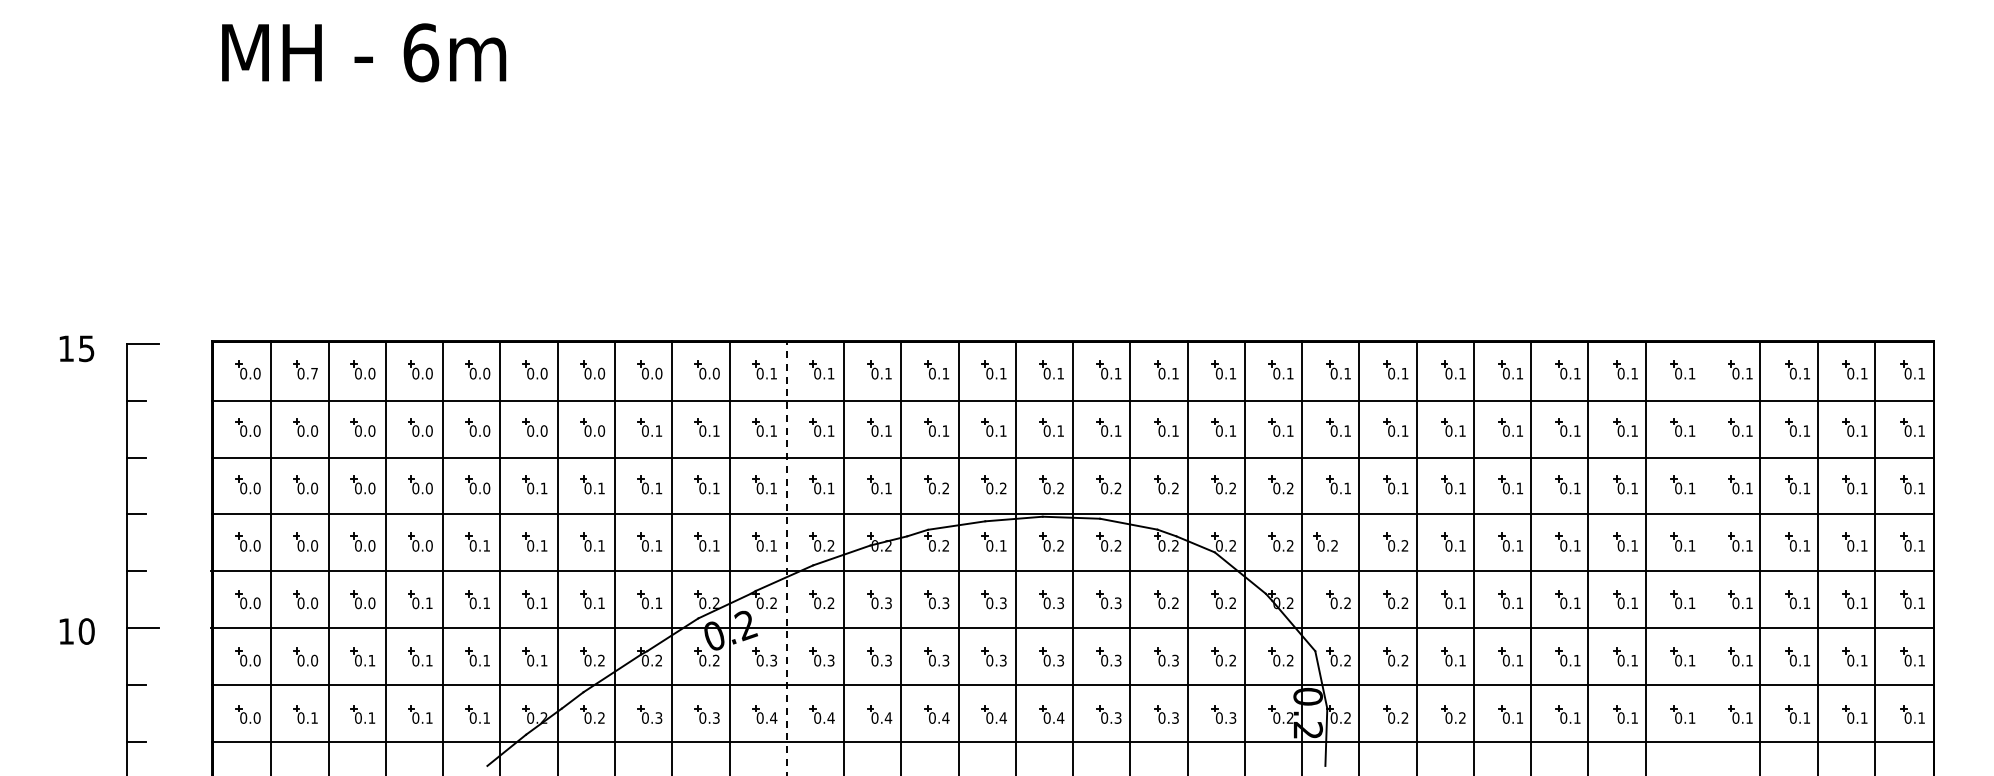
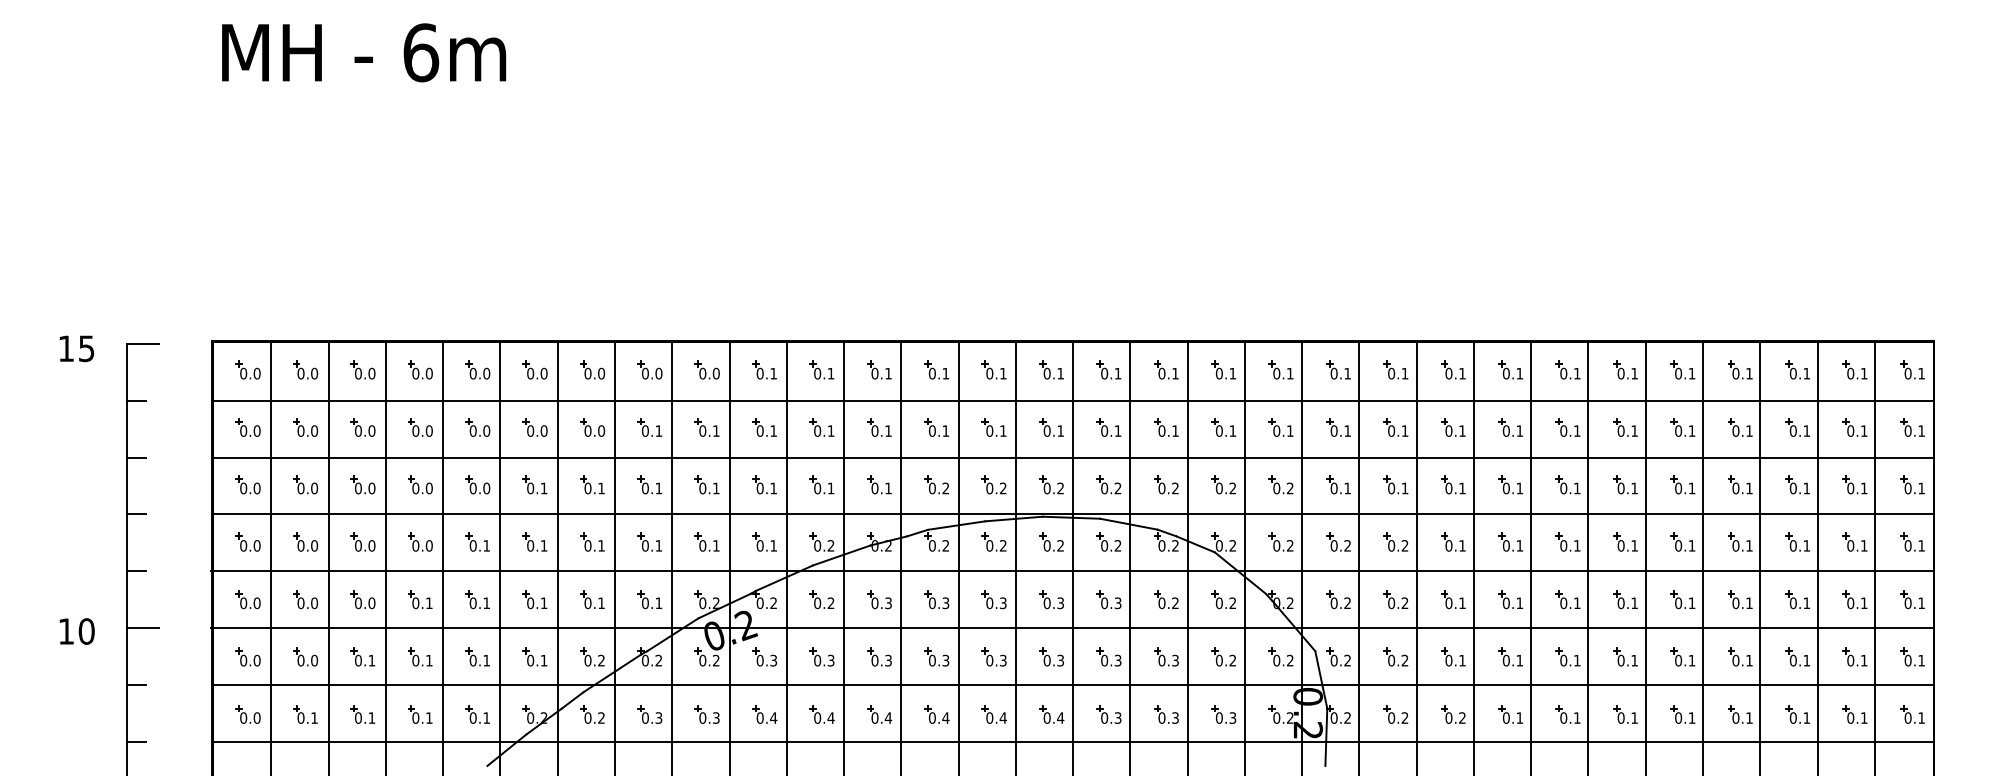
text: 0.7 -> 0.0 (314, 373)
part position: (1325, 541) -> (1338, 541) (1338, 541)
text: 0.1 -> 0.2 (1003, 545)
line: none -> present (1702, 556)
line: dashed -> solid (786, 558)
